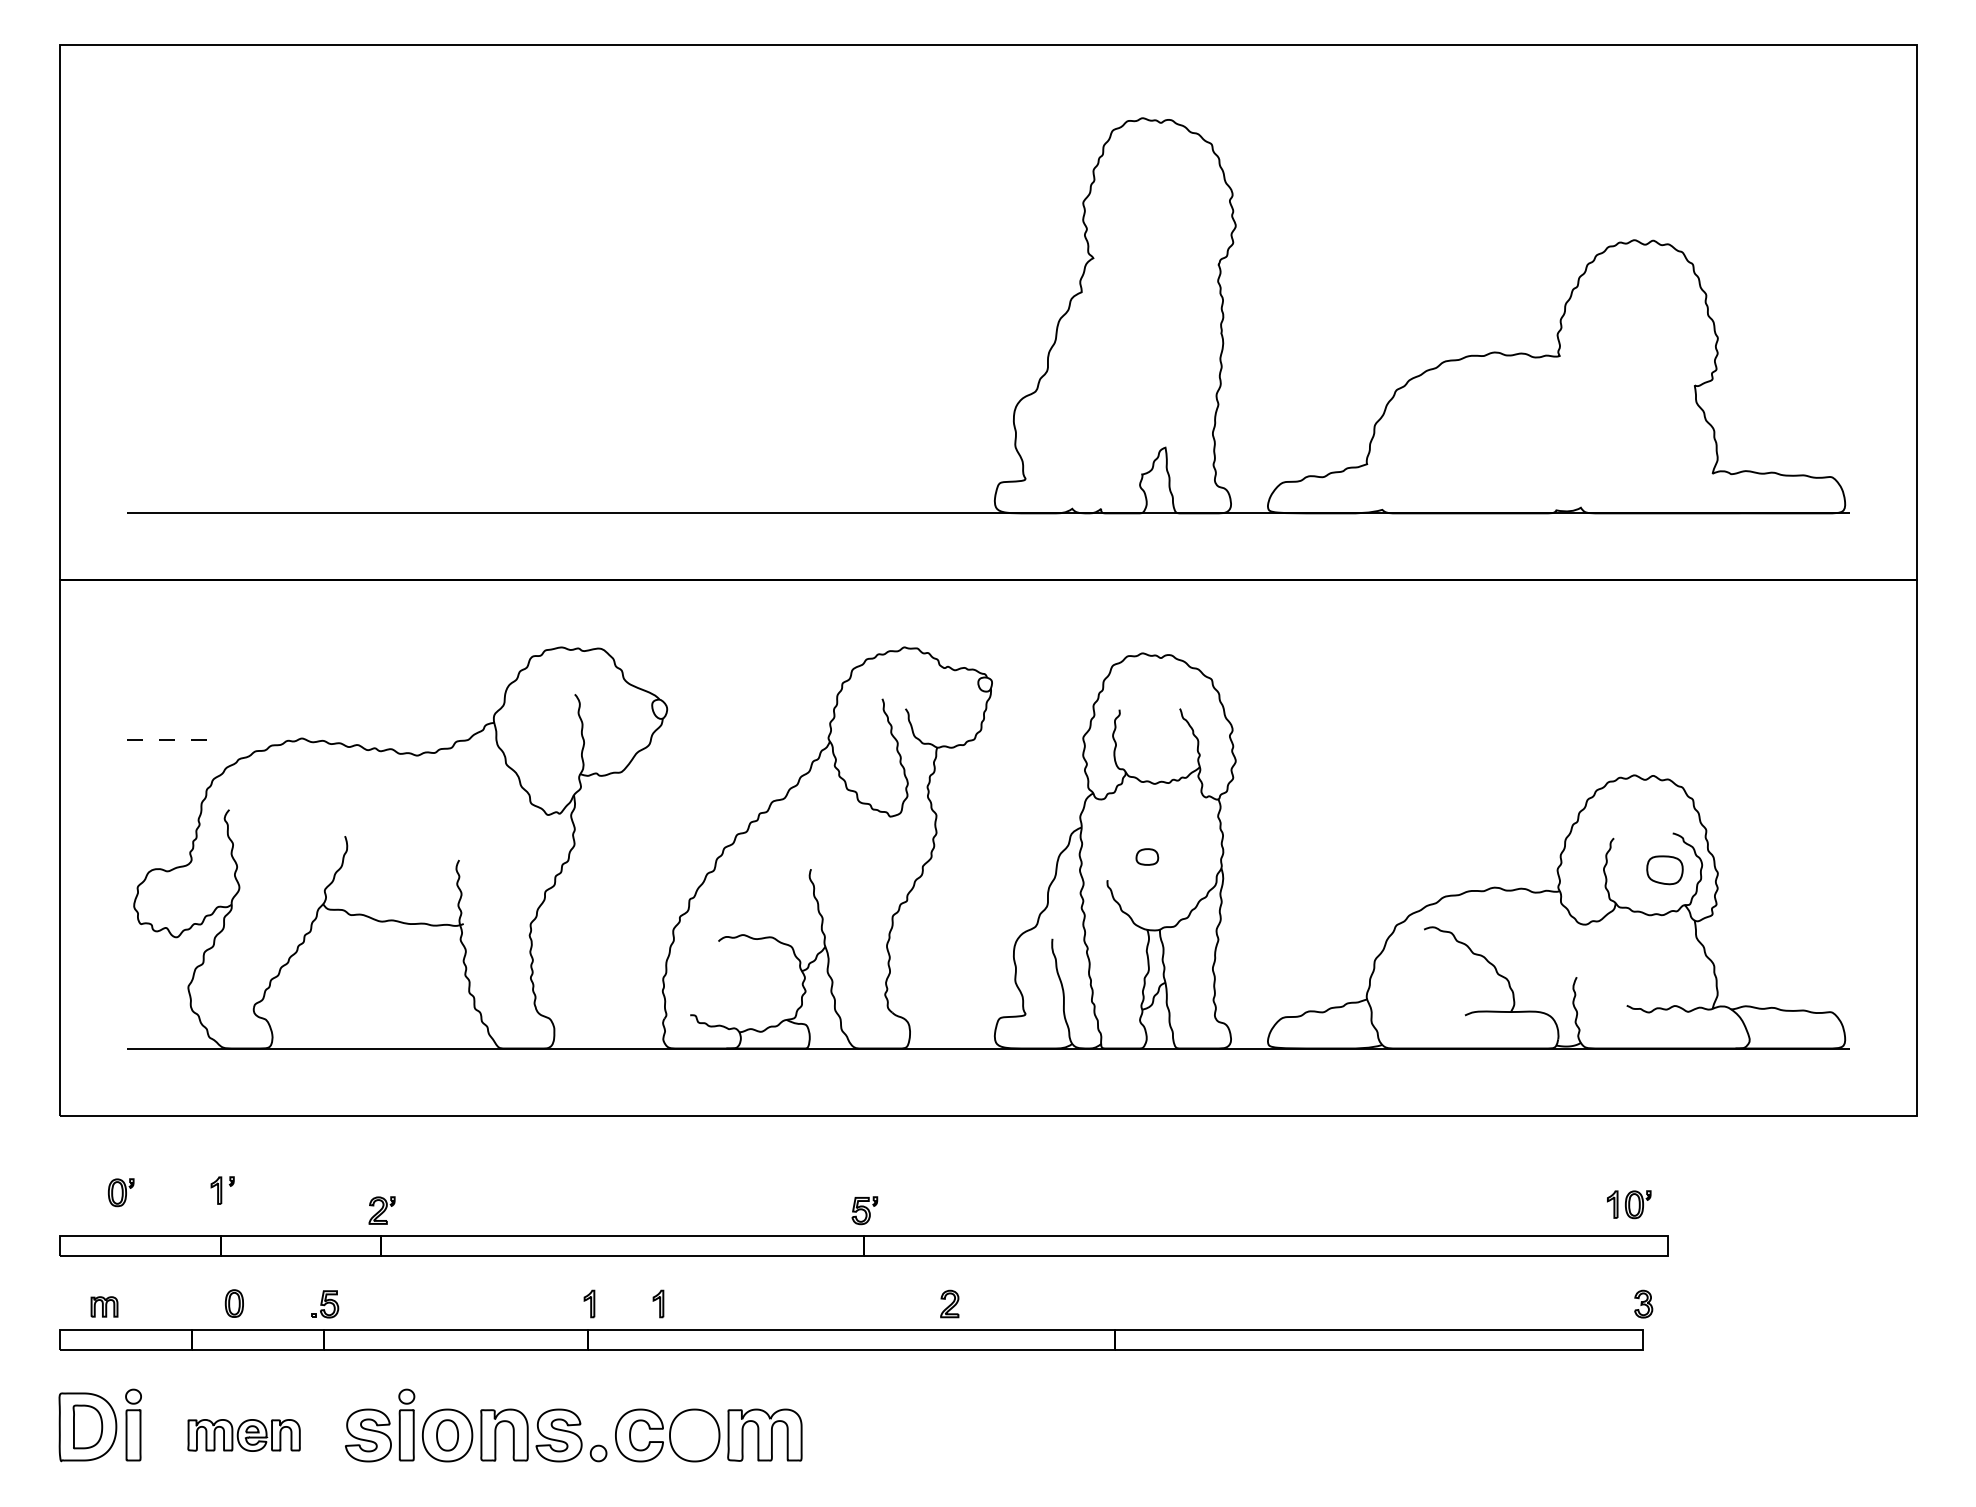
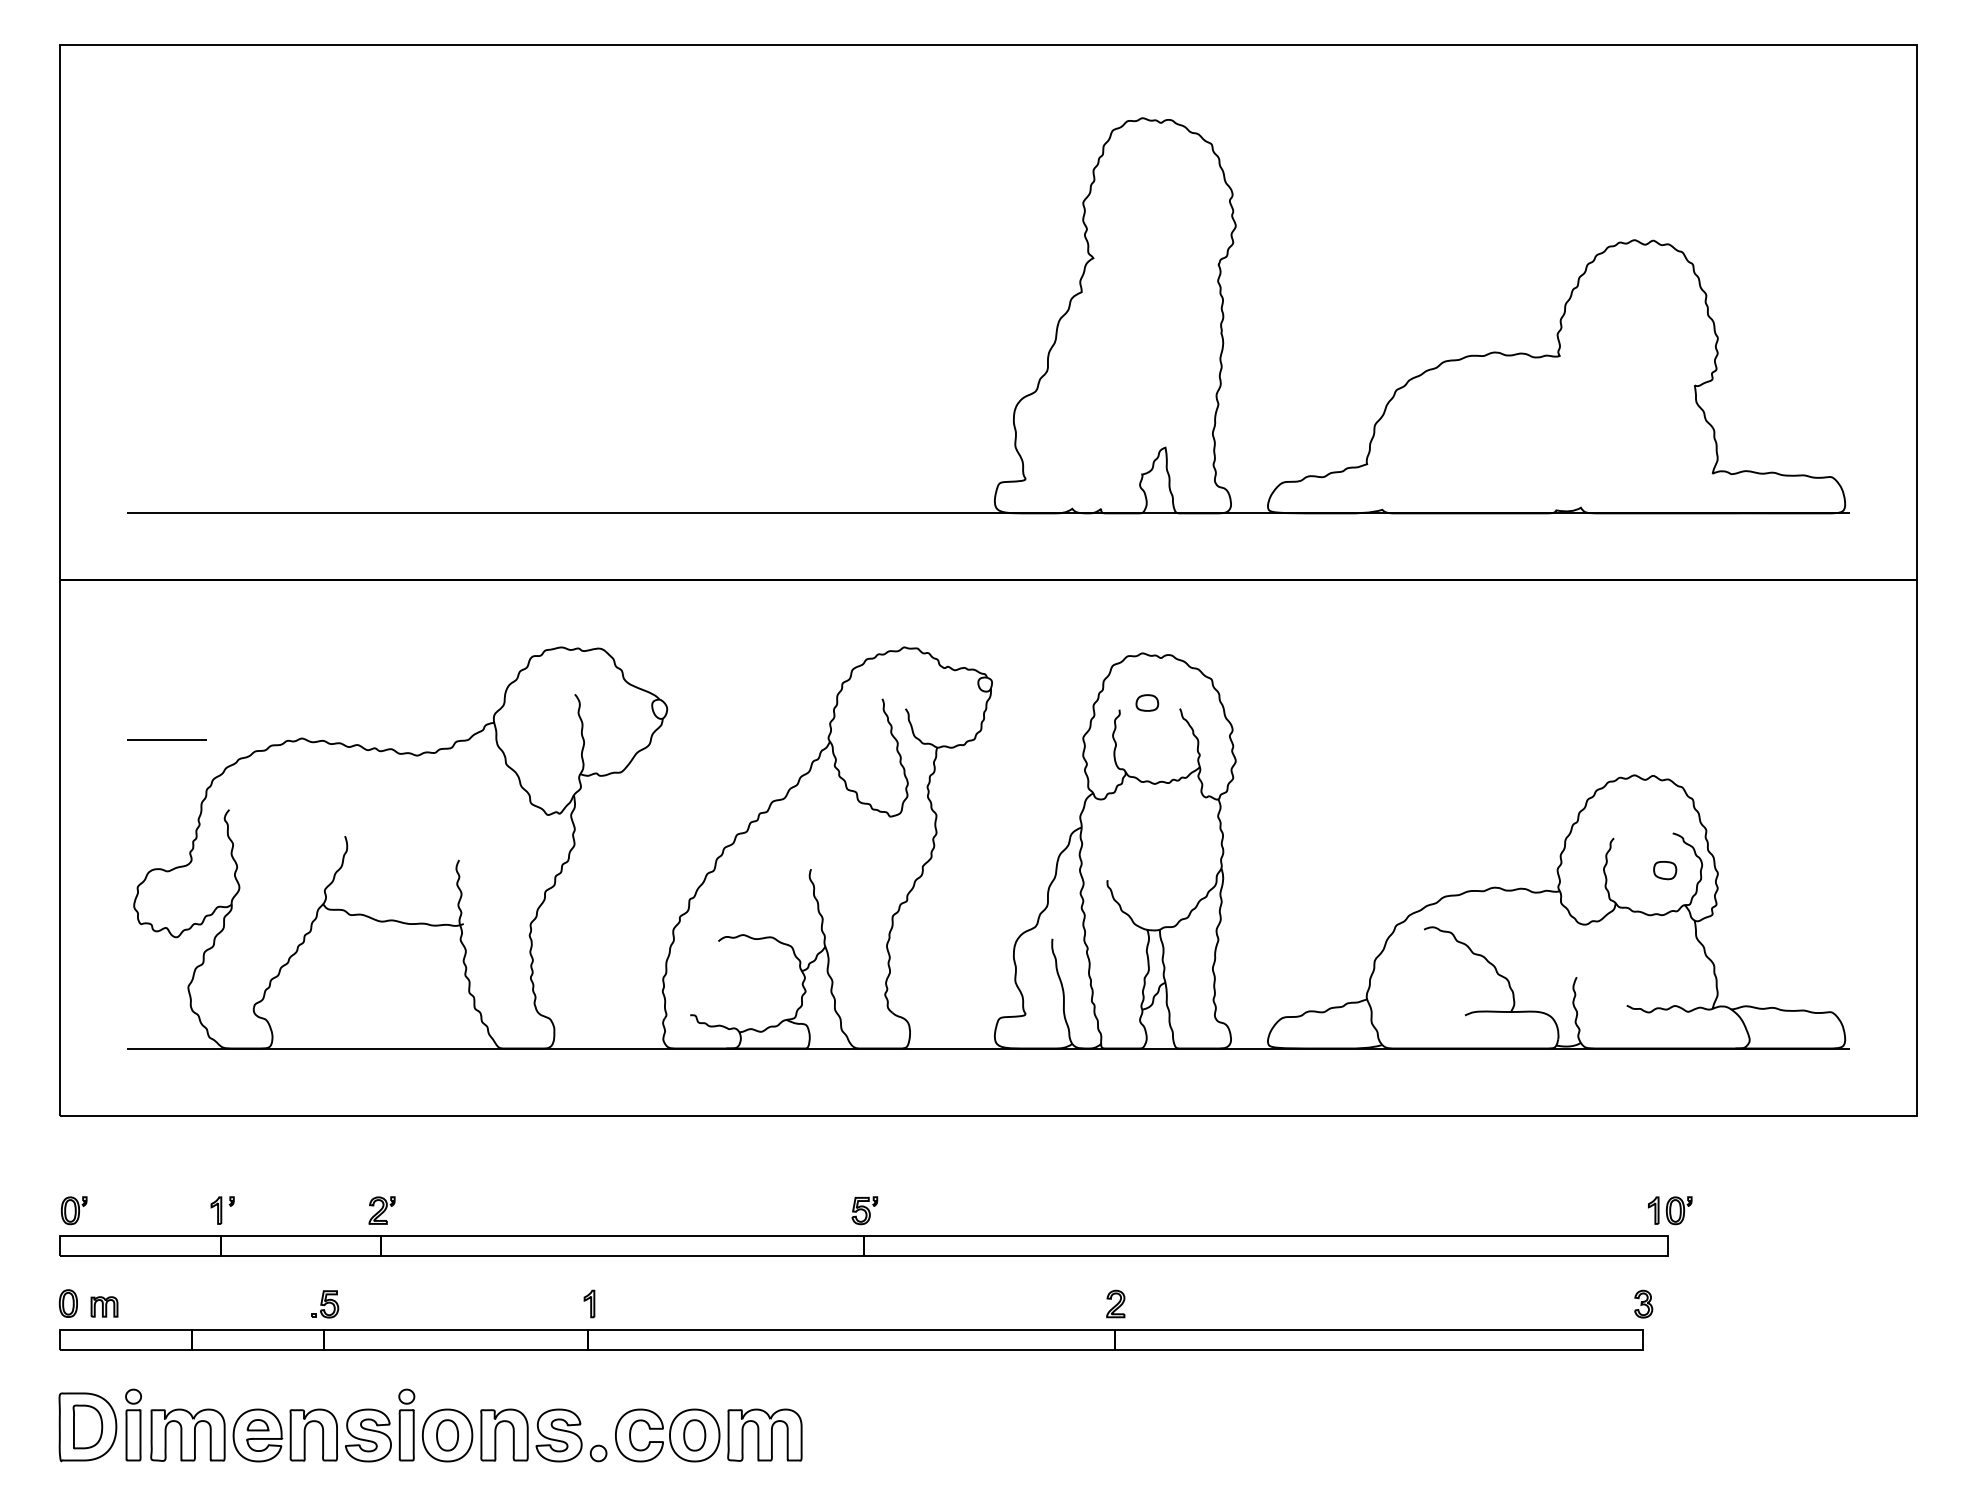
line: dashed -> solid (167, 740)
part position: (1147, 856) -> (1147, 702) (1147, 702)
part size: 38x31 px -> 25x20 px (1665, 870)
part position: (222, 1190) -> (222, 1210) (222, 1210)
part position: (121, 1192) -> (74, 1210) (74, 1210)
part position: (1629, 1204) -> (1670, 1210) (1670, 1210)
part position: (233, 1303) -> (67, 1303) (67, 1303)
part: present -> none (658, 1303)
part position: (949, 1303) -> (1115, 1303) (1115, 1303)
part size: 114x33 px -> 188x55 px (243, 1435)
part: none -> present (694, 1435)
